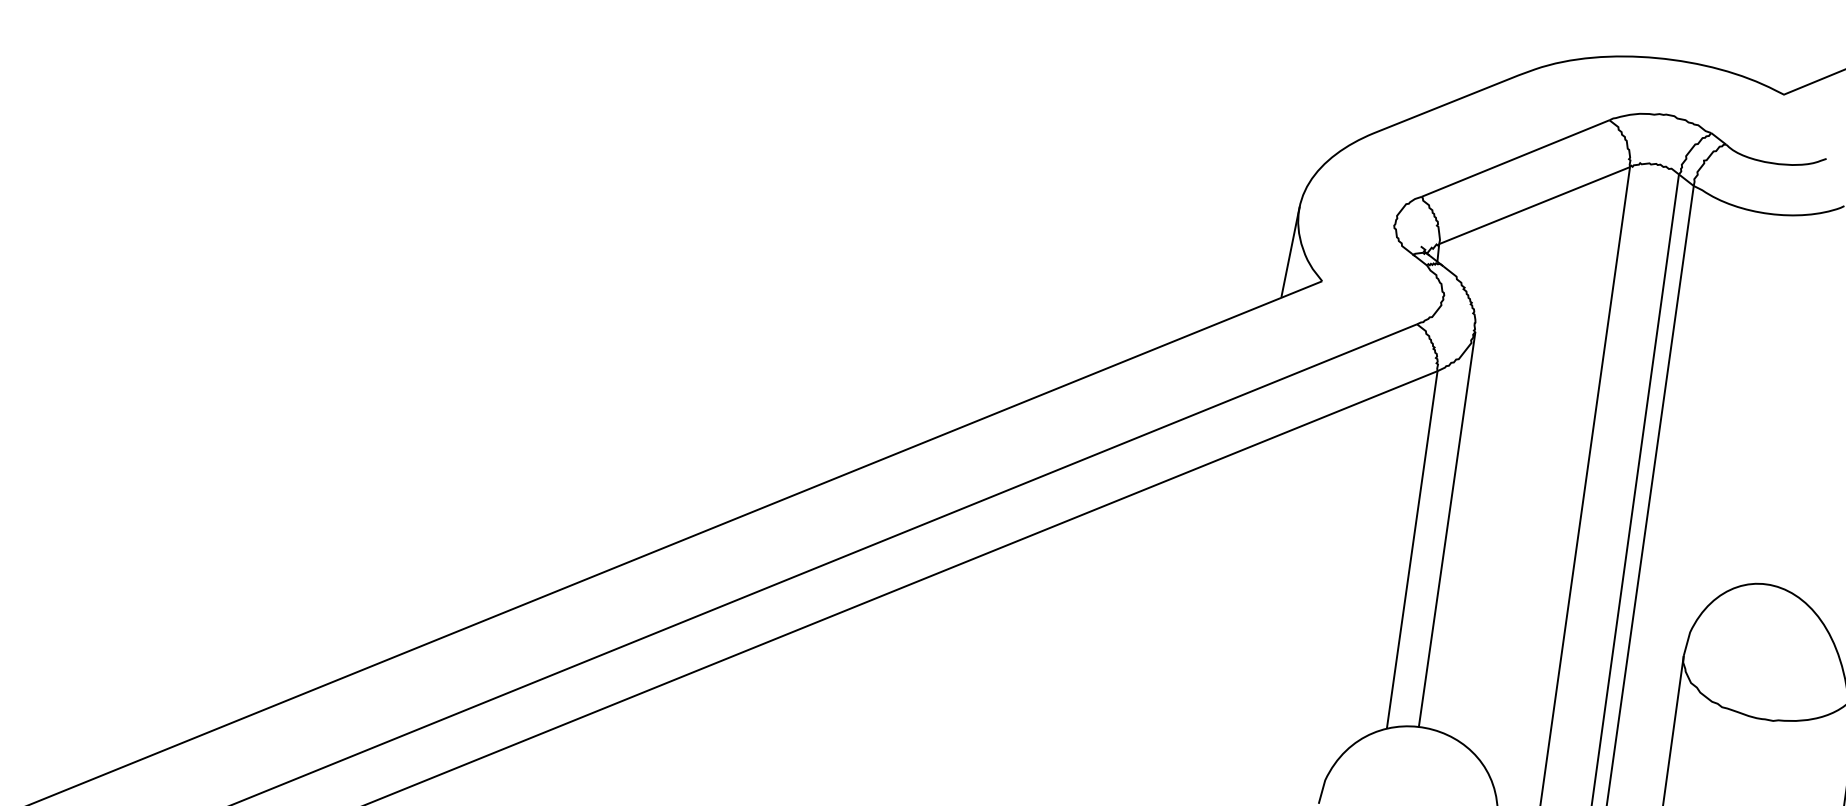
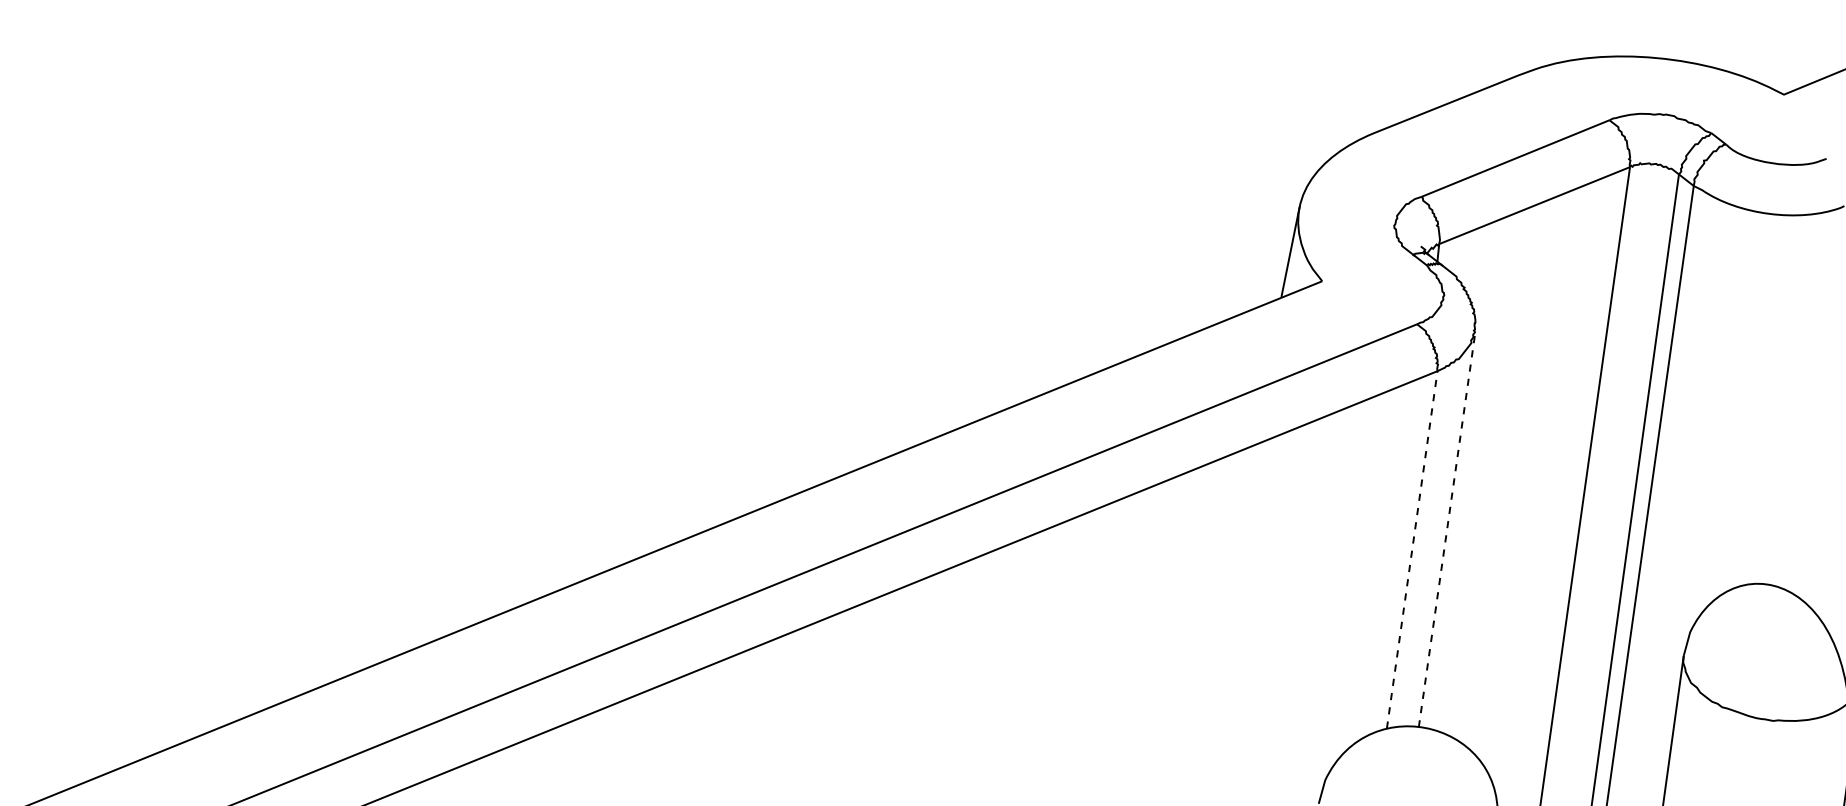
line: solid -> dashed (1447, 529)
line: solid -> dashed (1412, 549)
